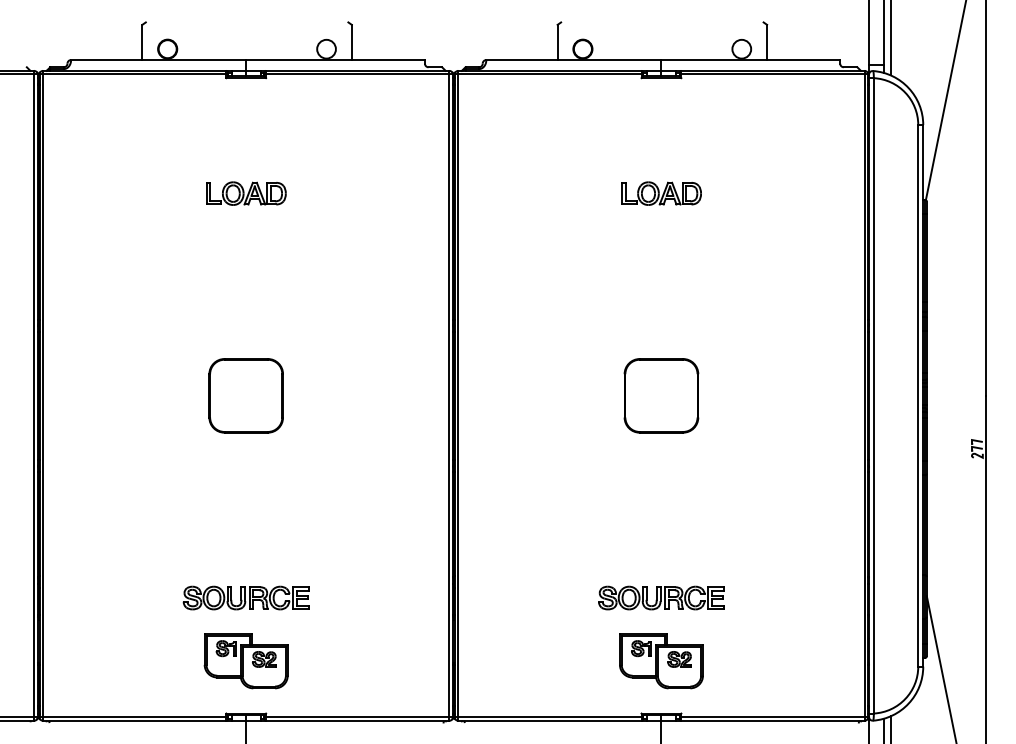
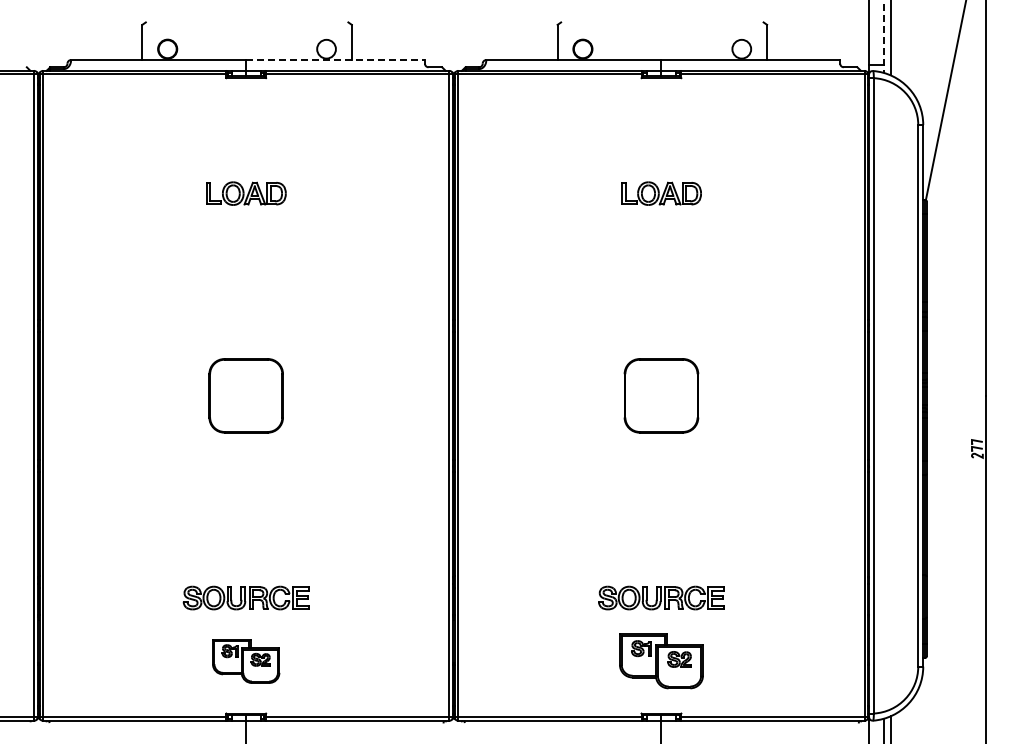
line: solid -> dashed (883, 36)
line: solid -> dashed (336, 60)
part size: 86x57 px -> 69x45 px (246, 661)
line: present -> none (940, 668)
